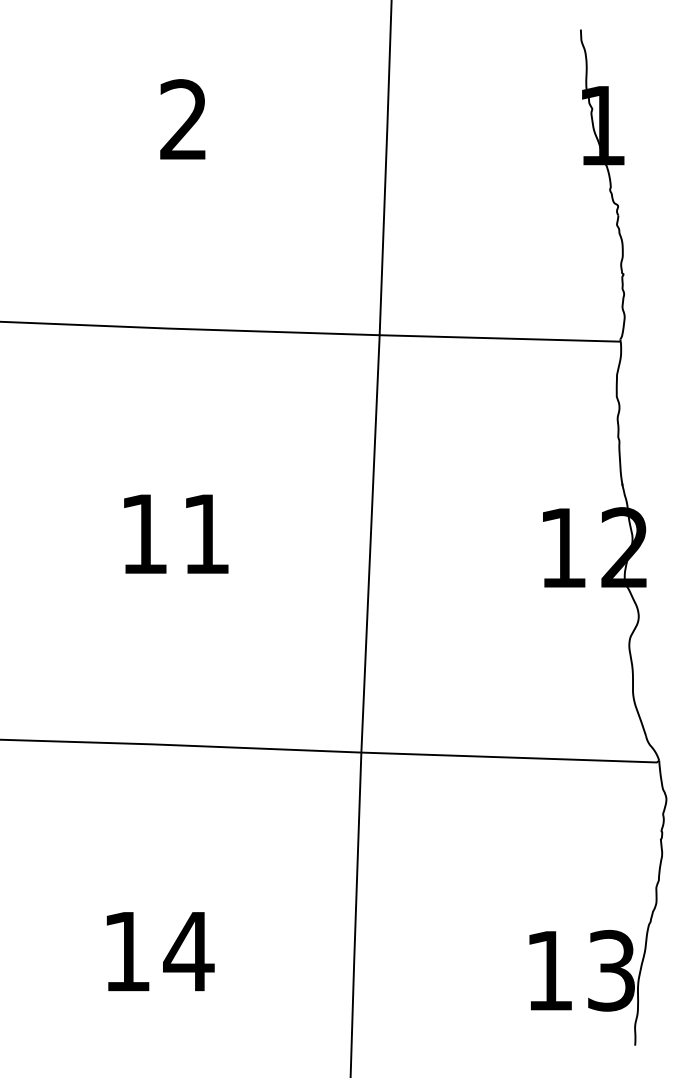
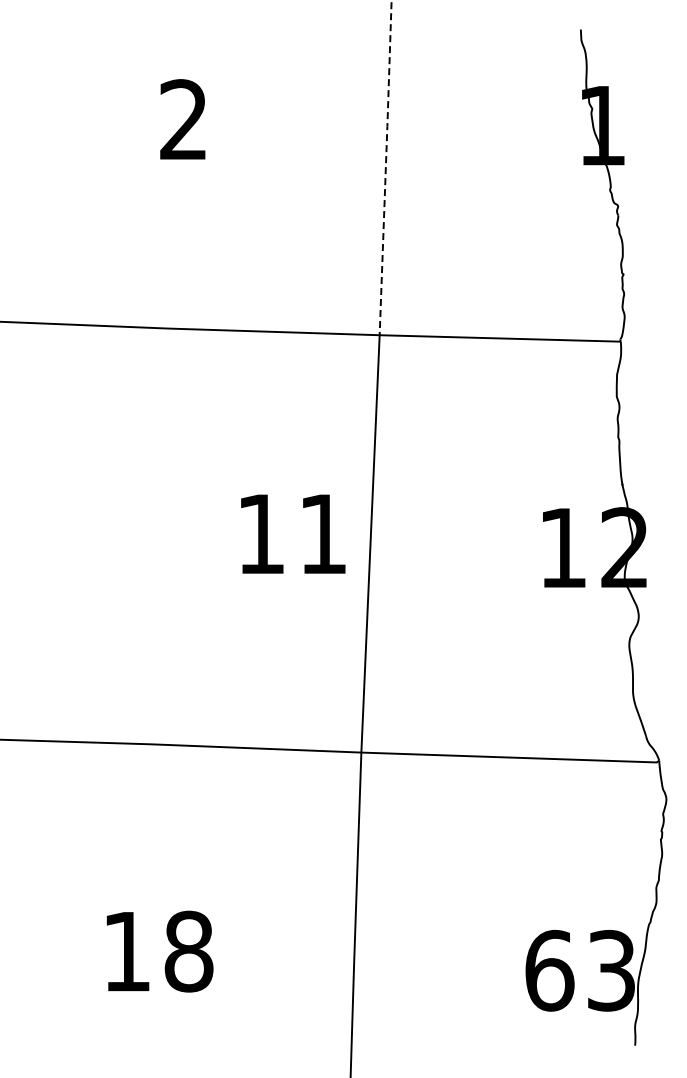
line: solid -> dashed (385, 166)
text position: (176, 533) -> (293, 533) (293, 533)
text: 14 -> 18 (188, 951)
text: 13 -> 63 (549, 970)
